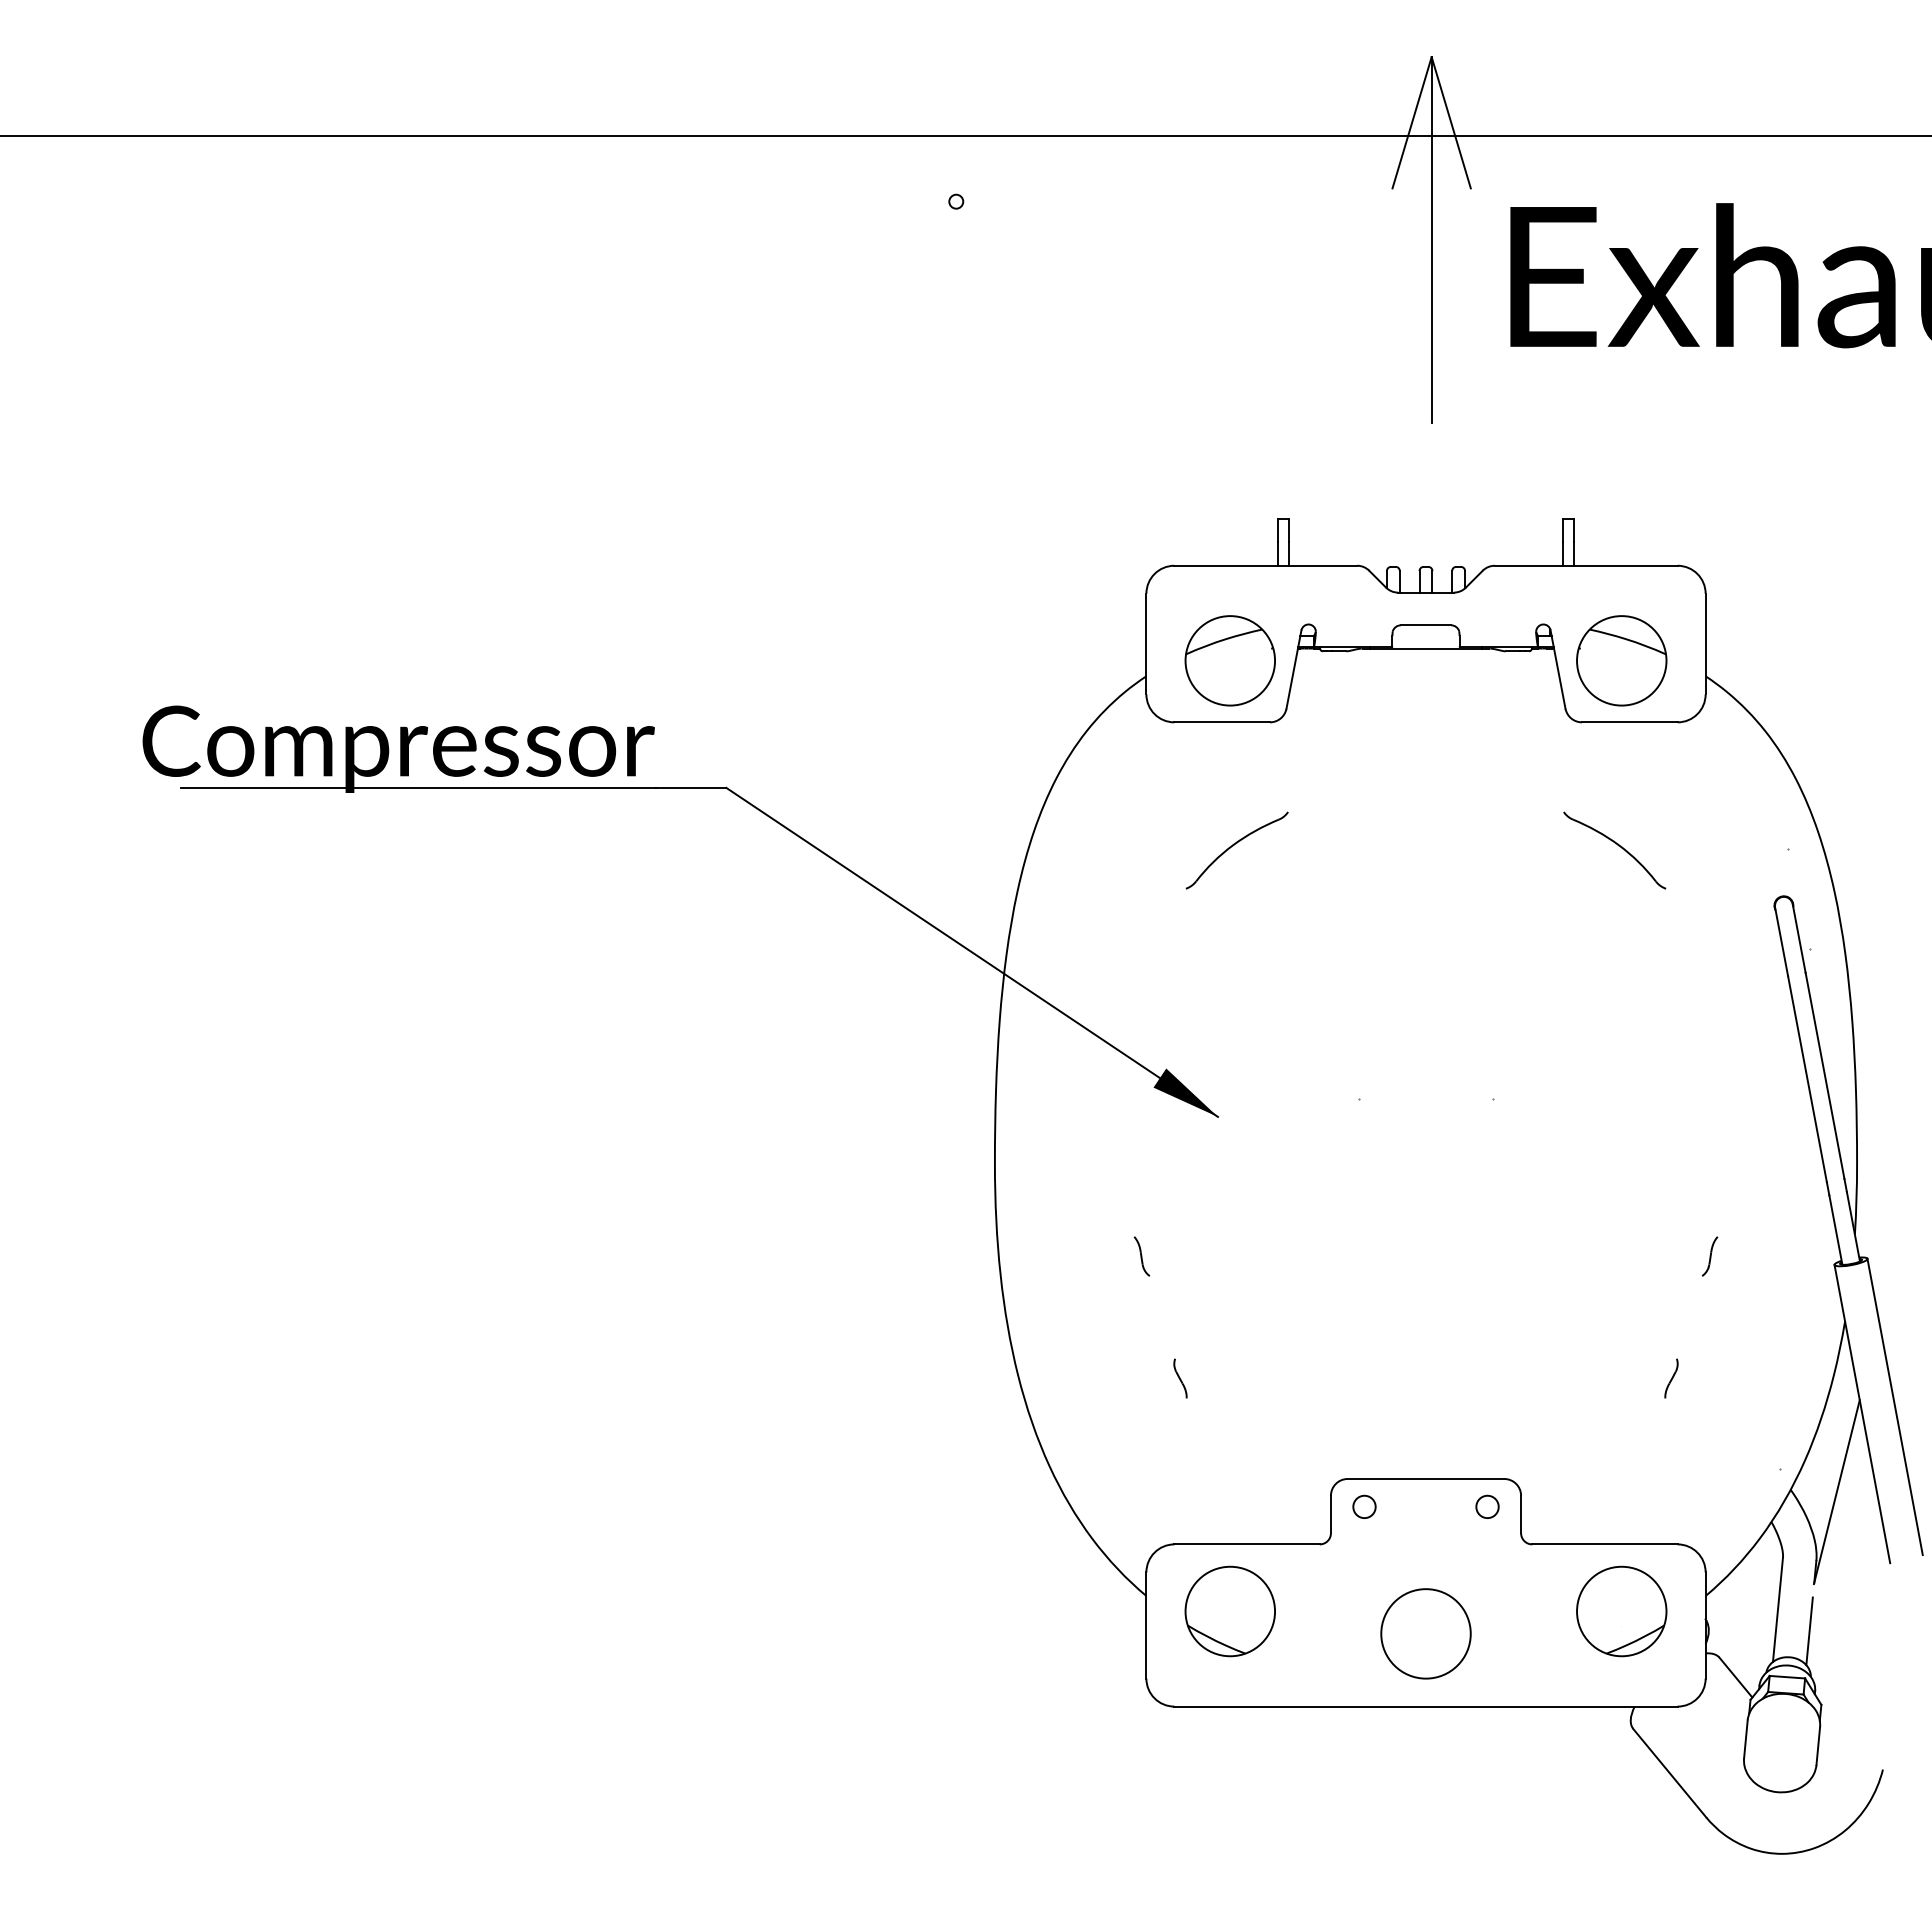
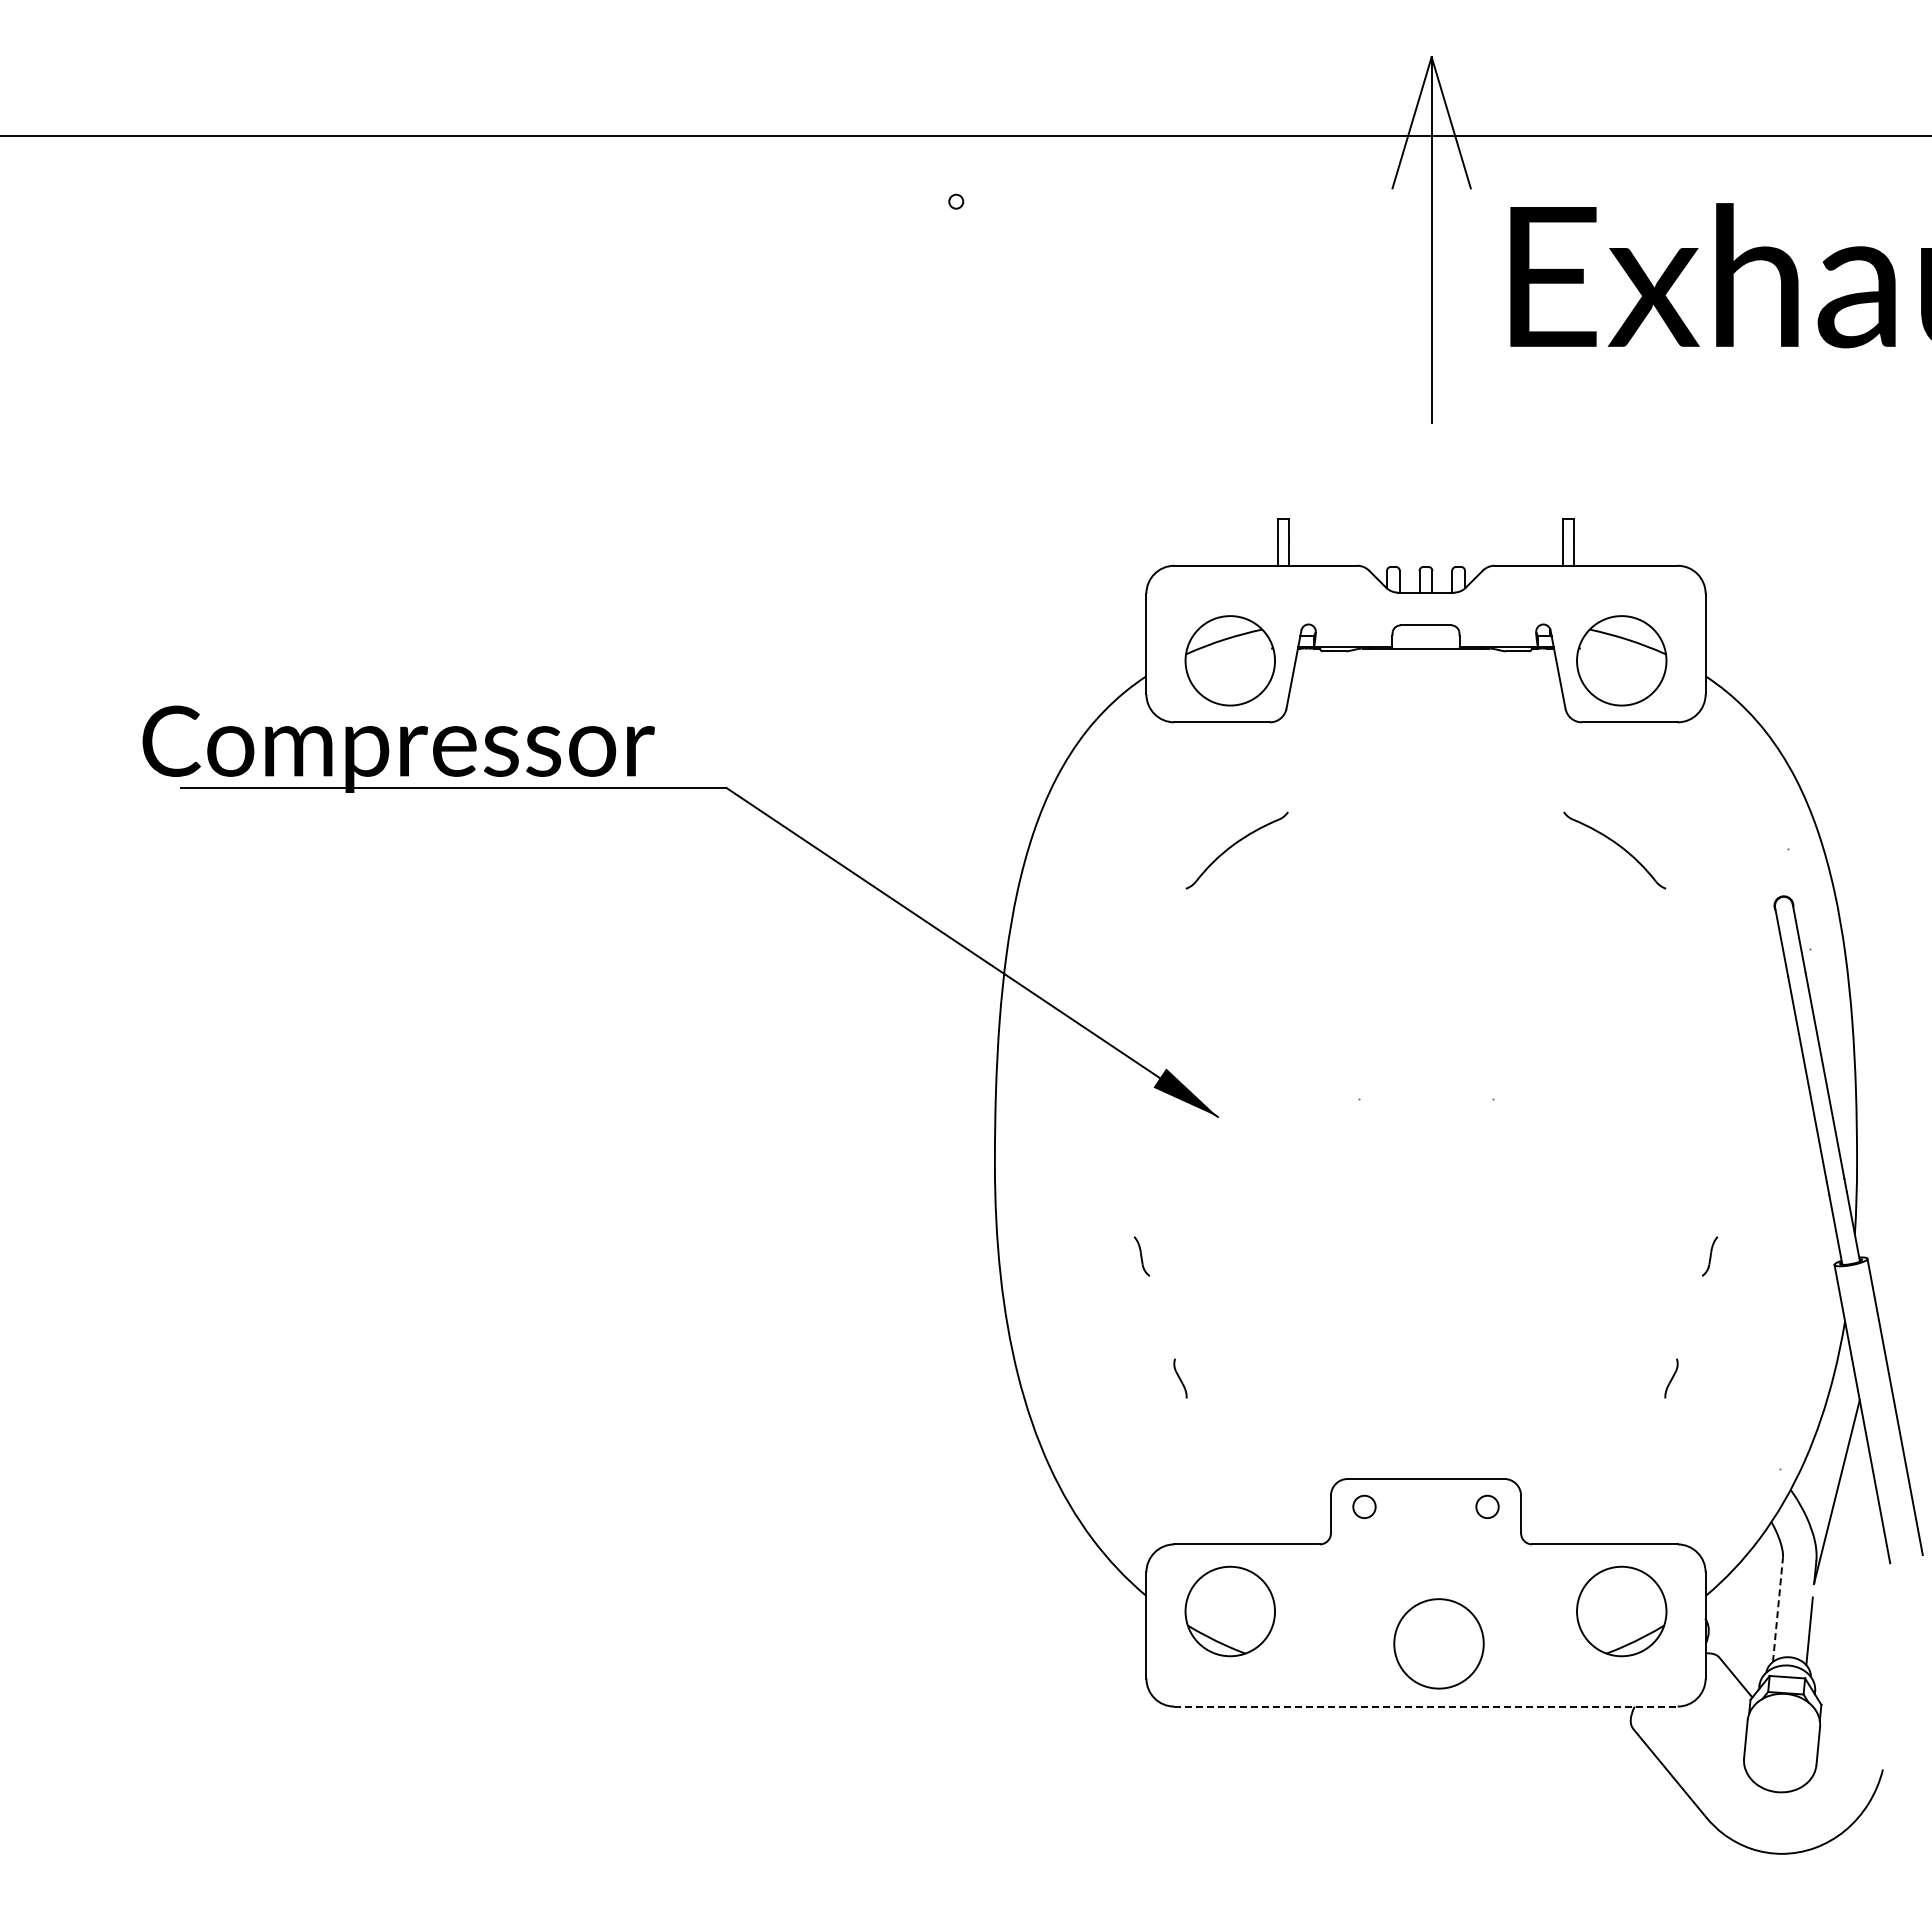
line: solid -> dashed (1778, 1609)
circle position: (1425, 1633) -> (1438, 1643) (1438, 1643)
line: solid -> dashed (1426, 1706)
